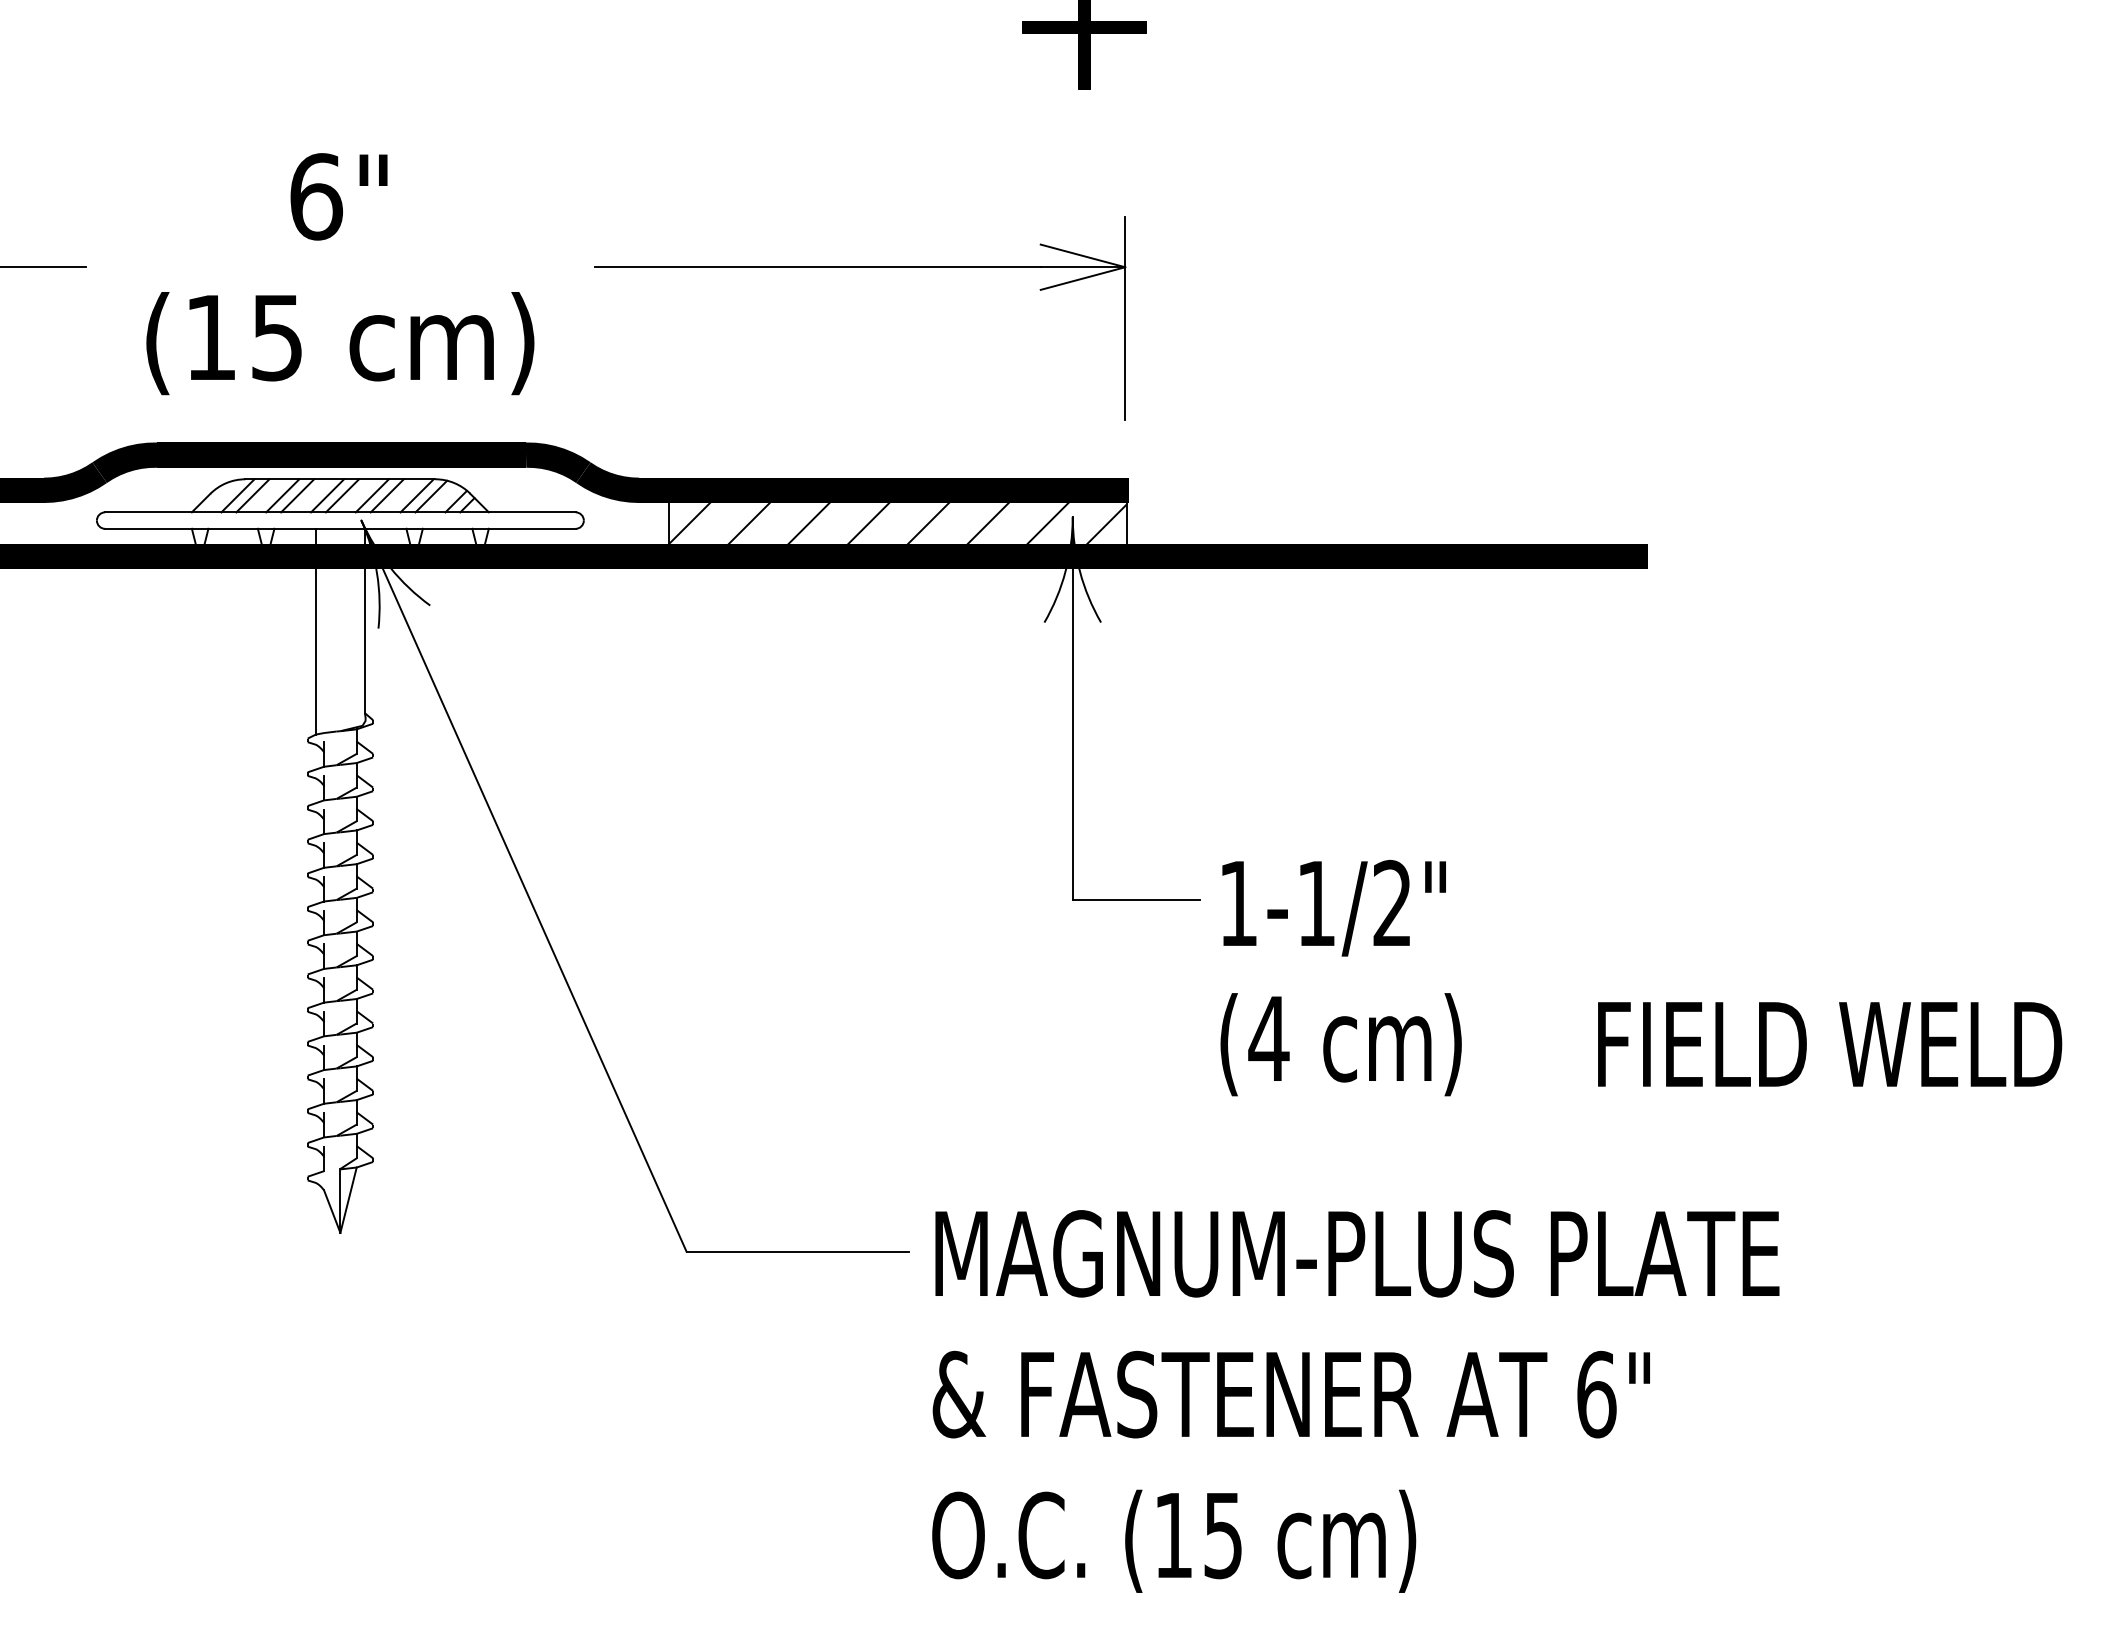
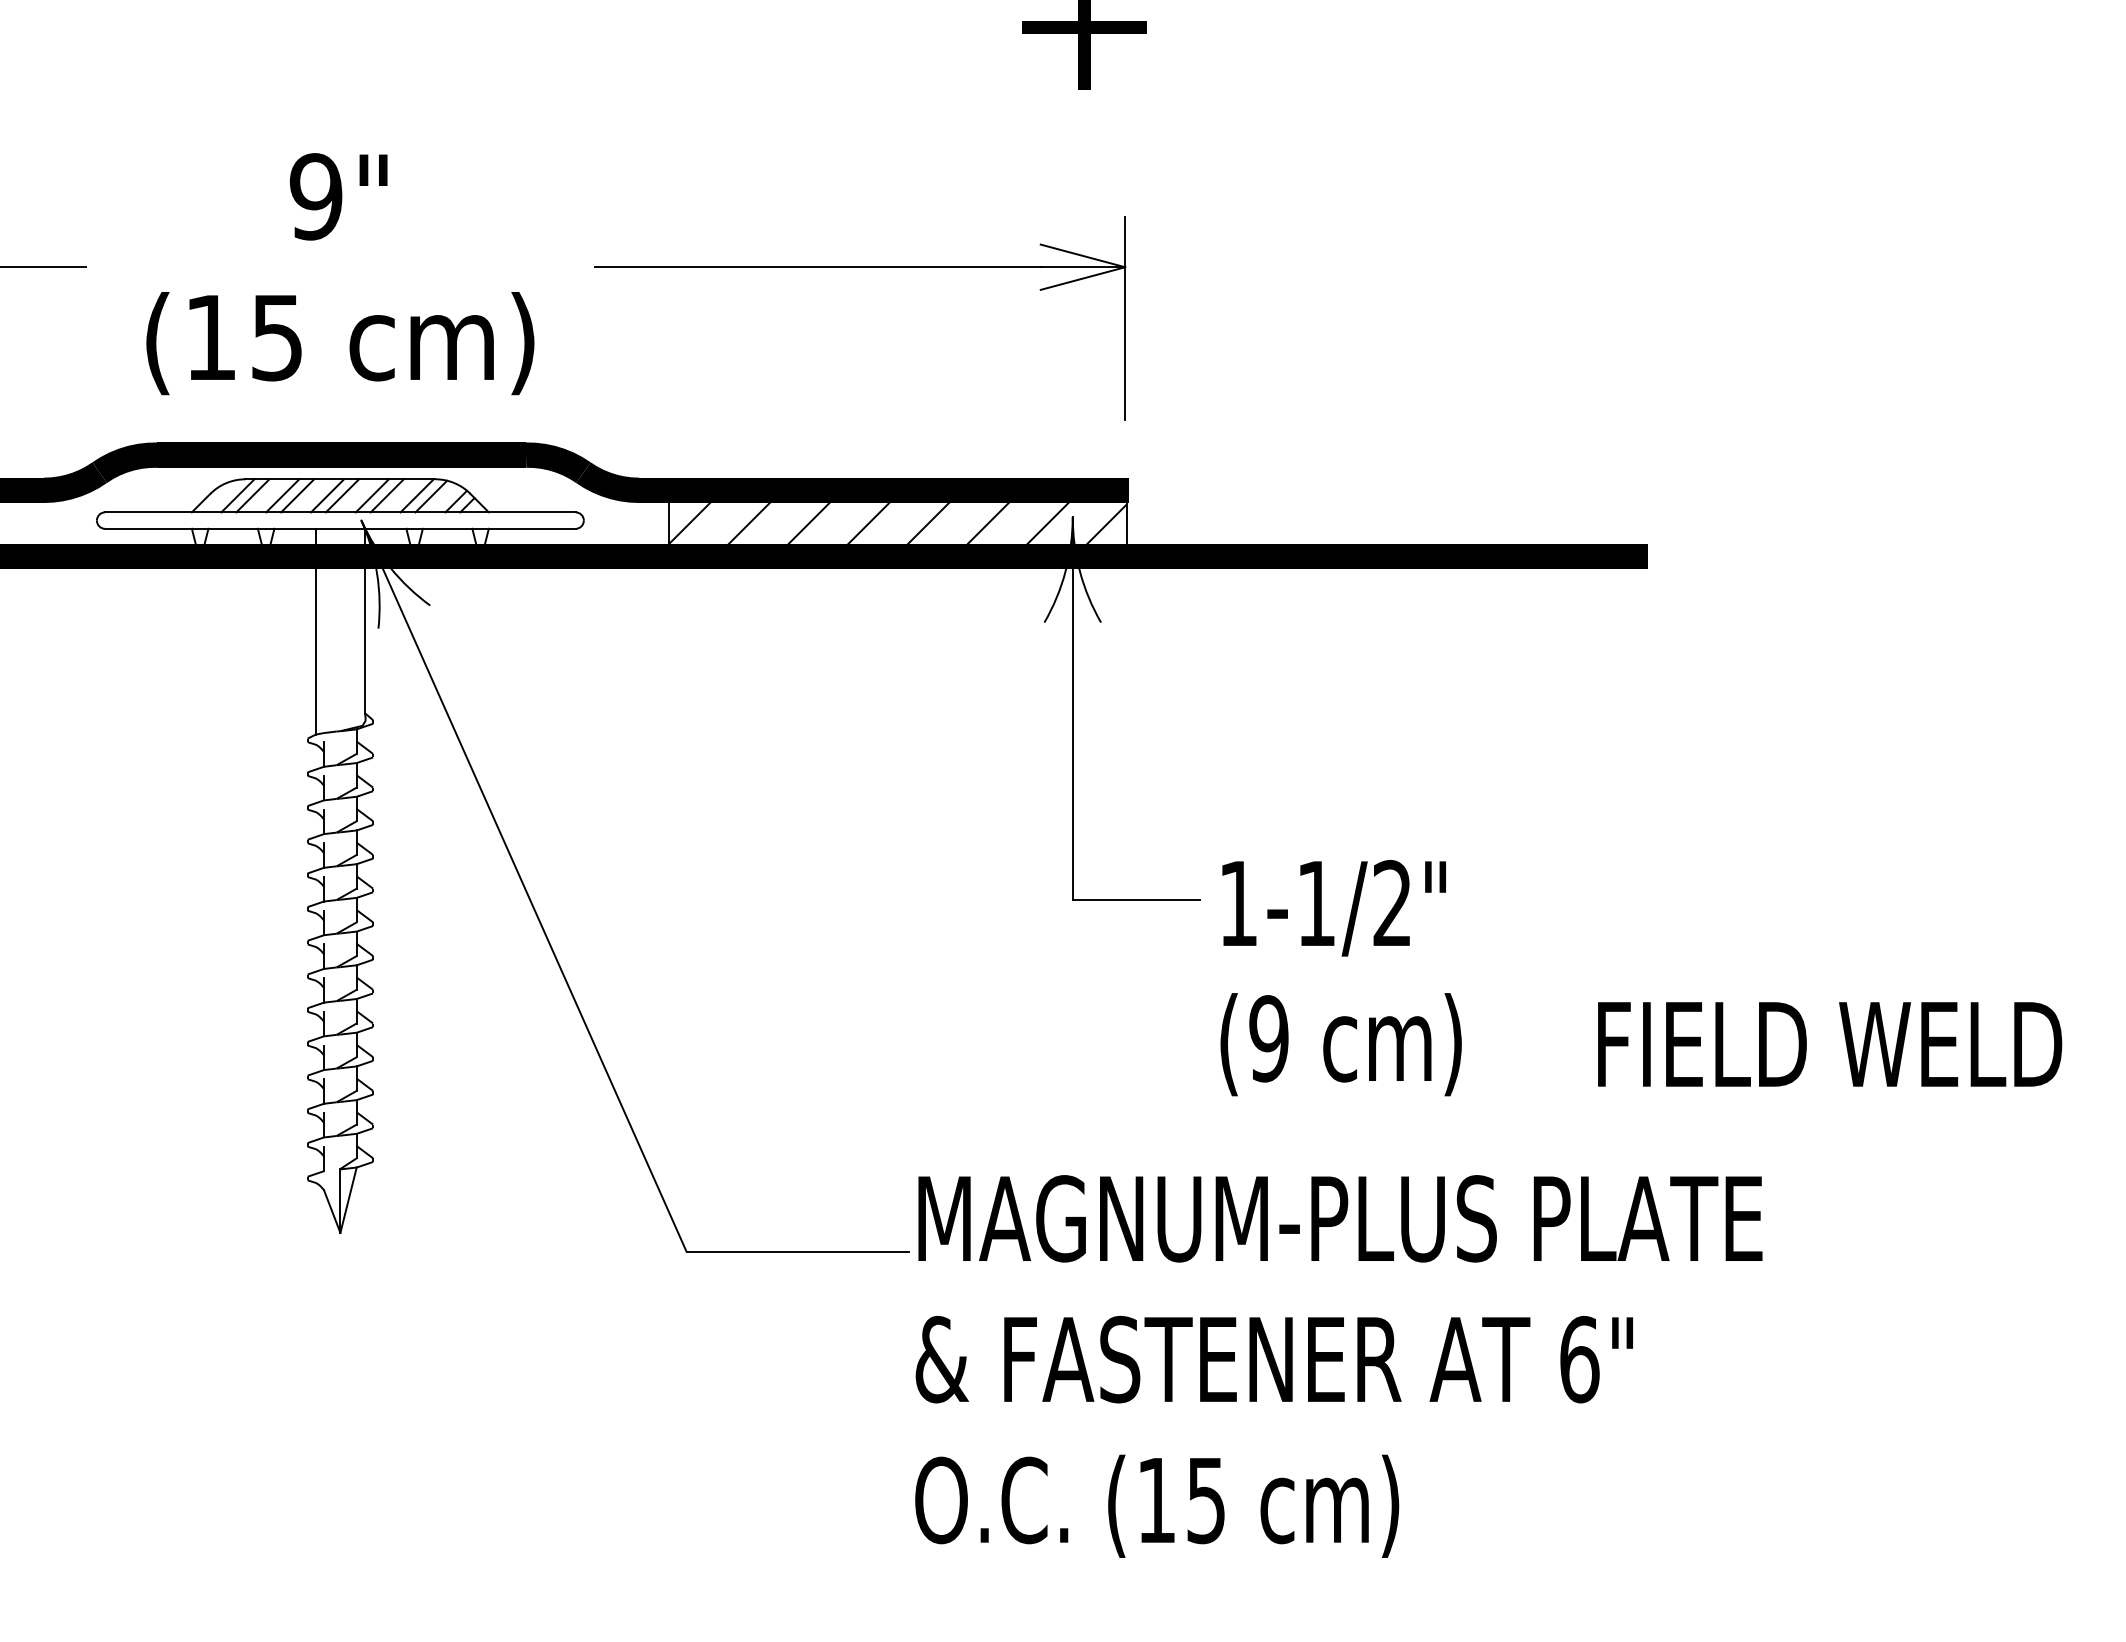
text: 6" -> 9" (316, 196)
text: (4 -> (9 (1268, 1038)
text position: (1355, 1401) -> (1338, 1366) (1338, 1366)
